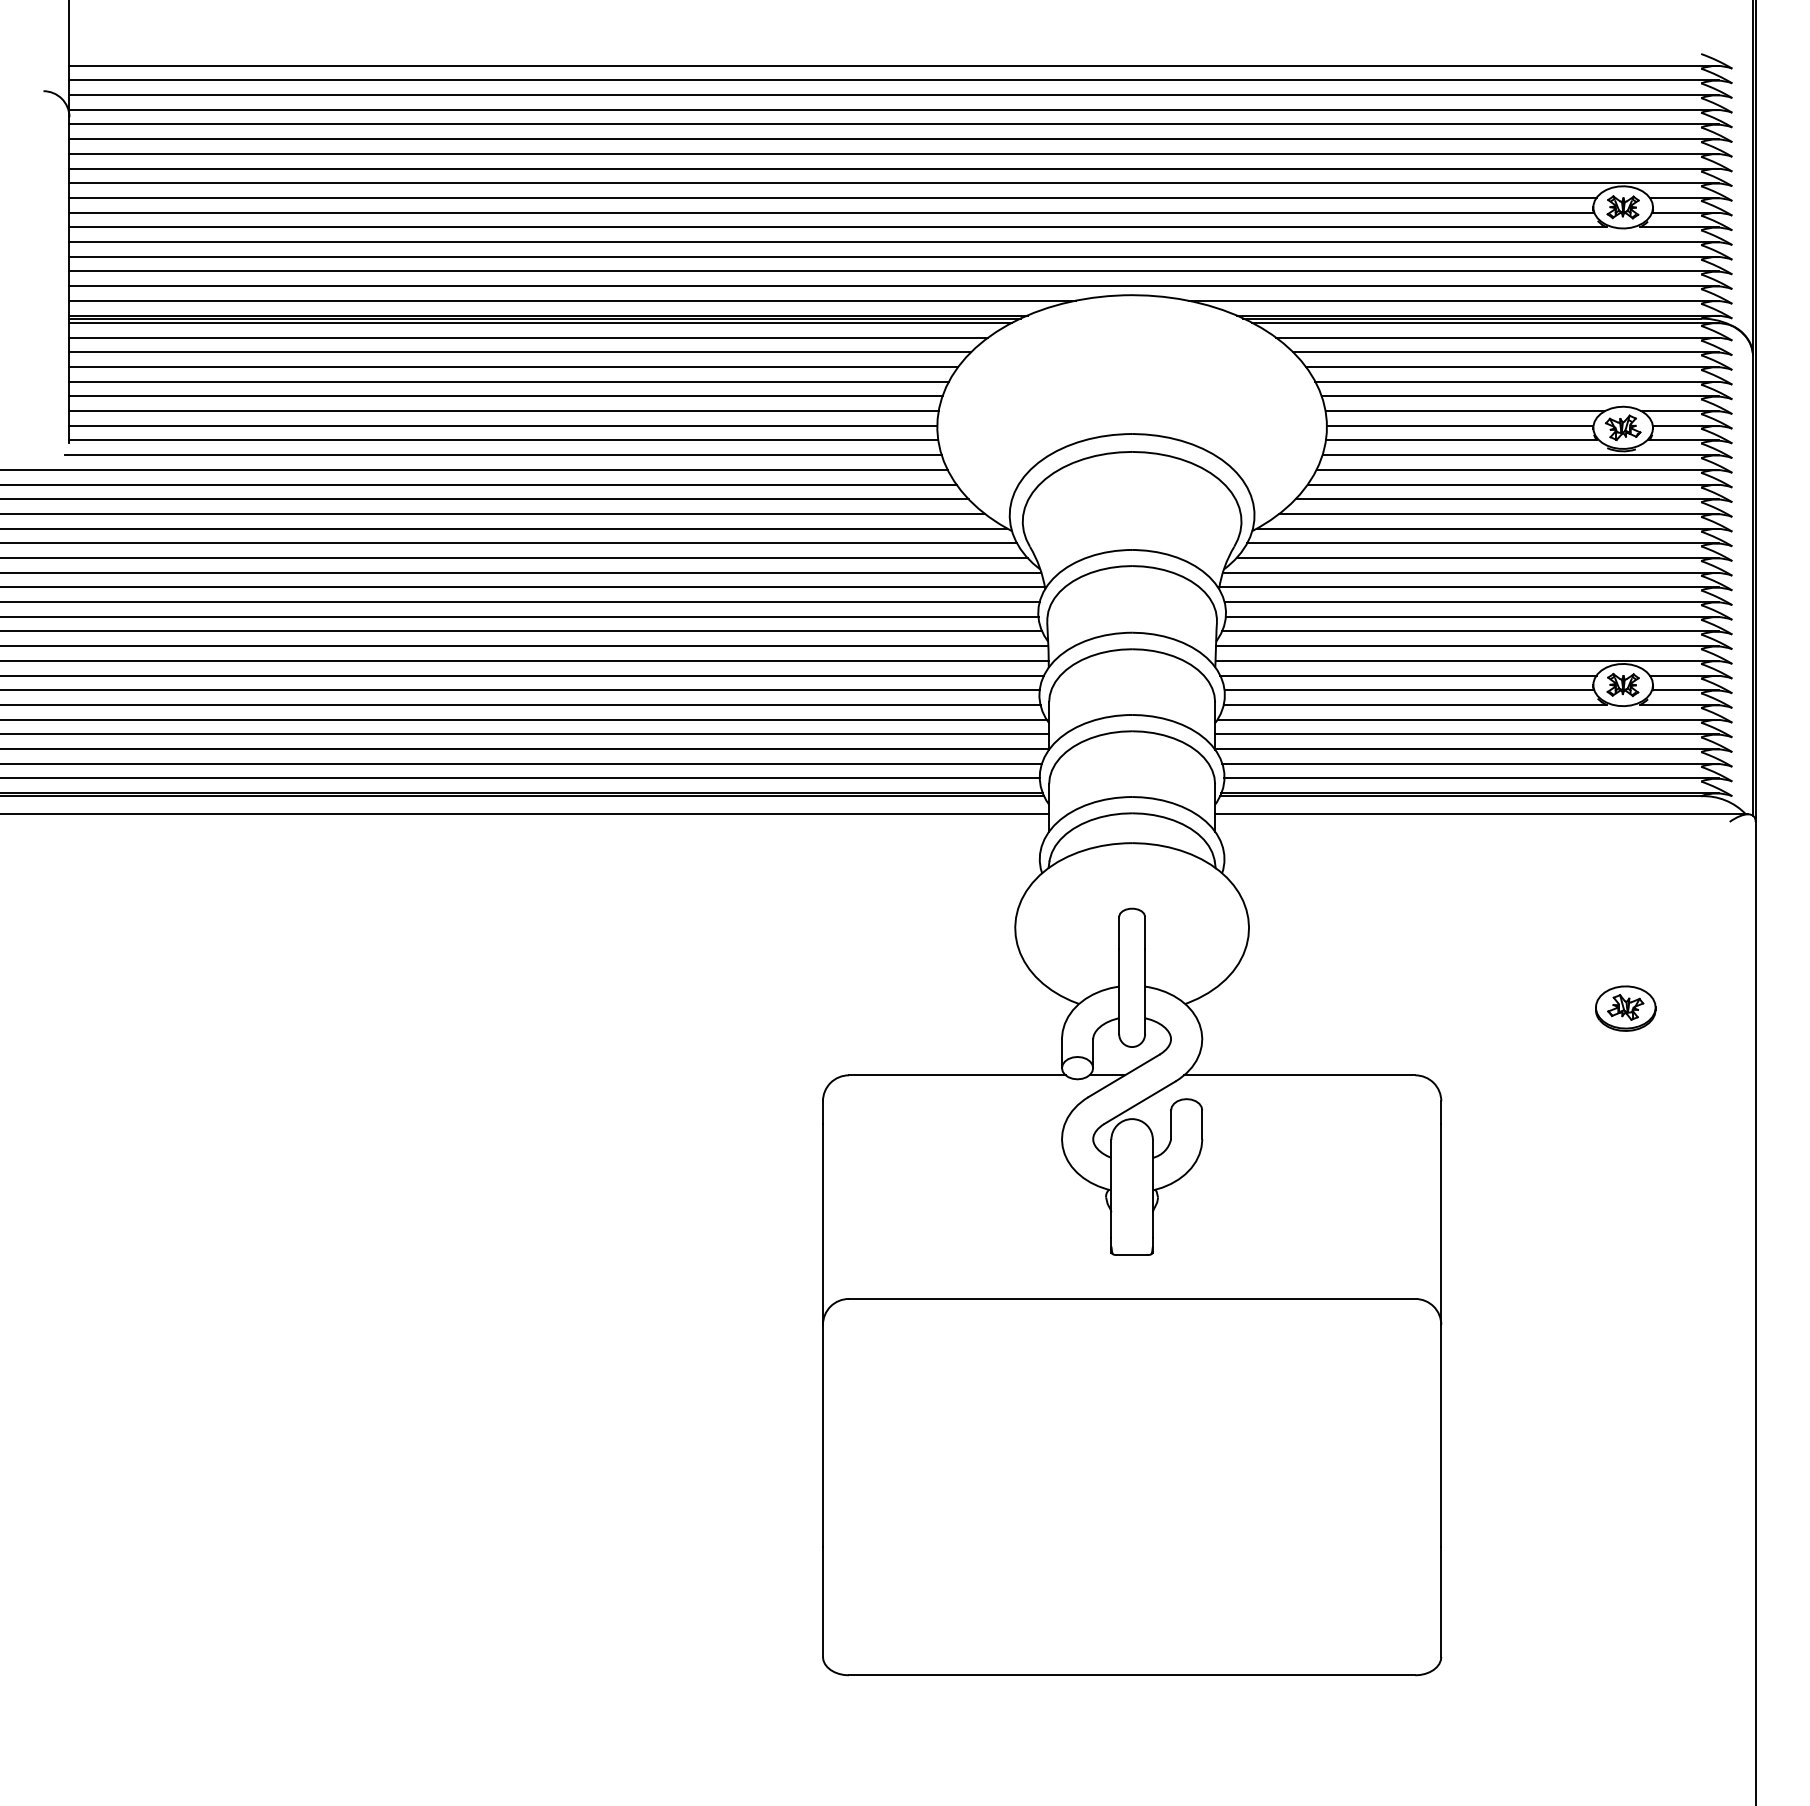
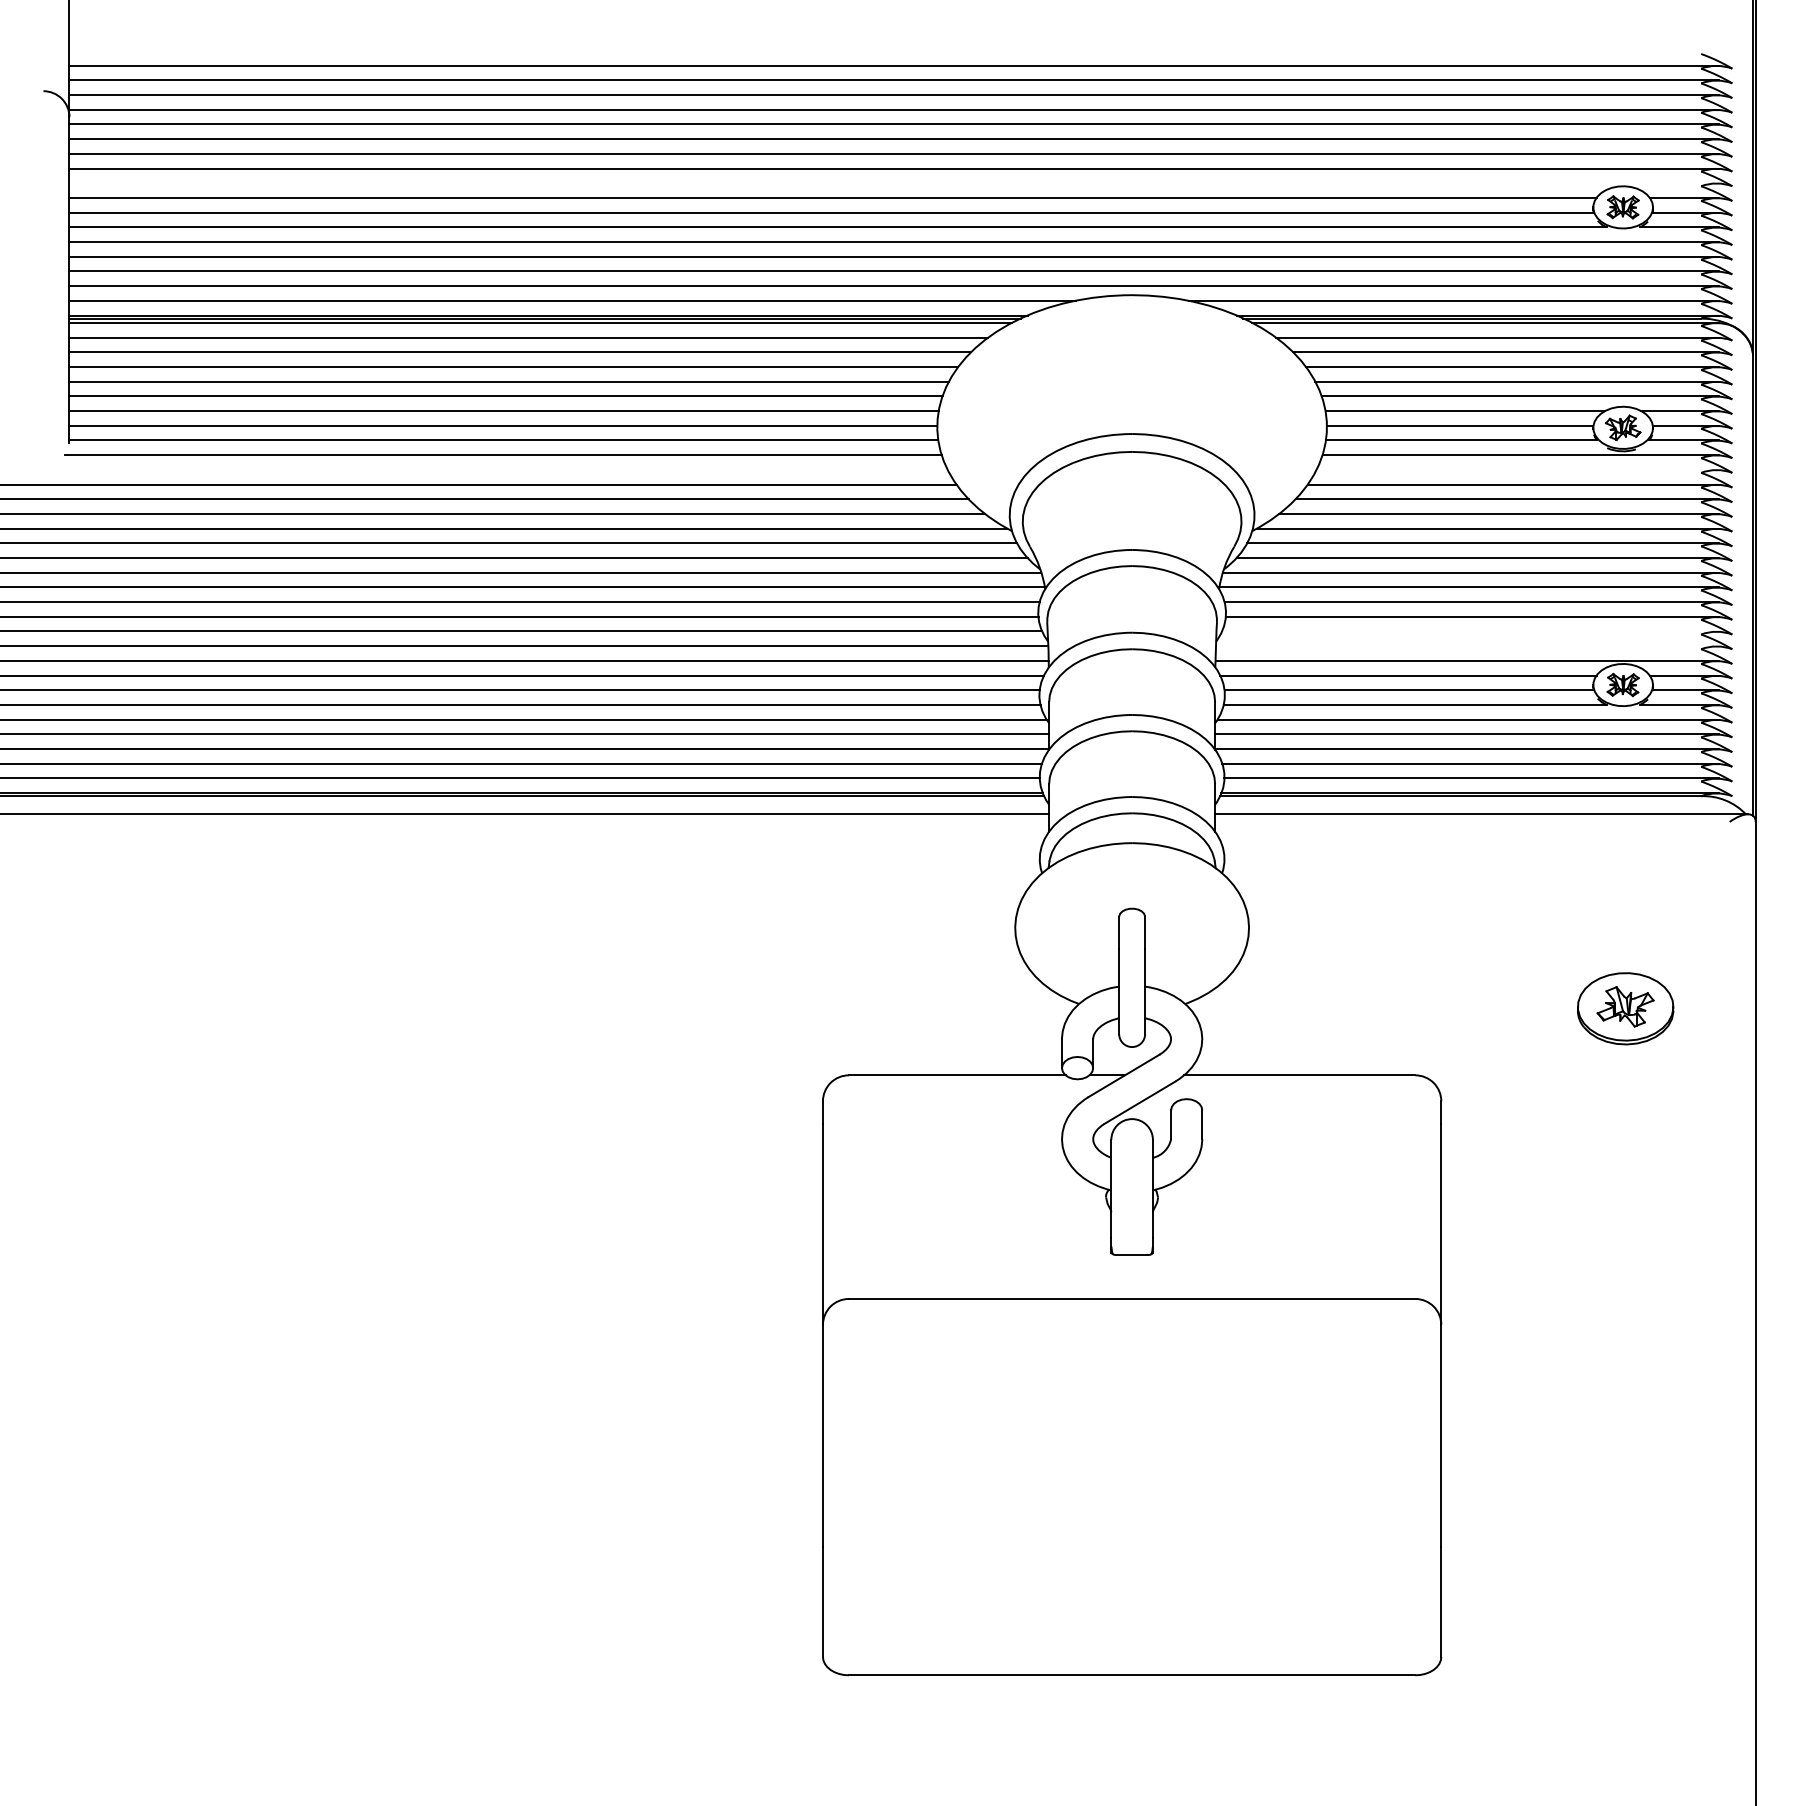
line: present -> none (893, 183)
line: present -> none (474, 469)
line: present -> none (1517, 469)
line: present -> none (1469, 631)
line: present -> none (1467, 646)
part size: 62x47 px -> 98x74 px (1625, 1008)
